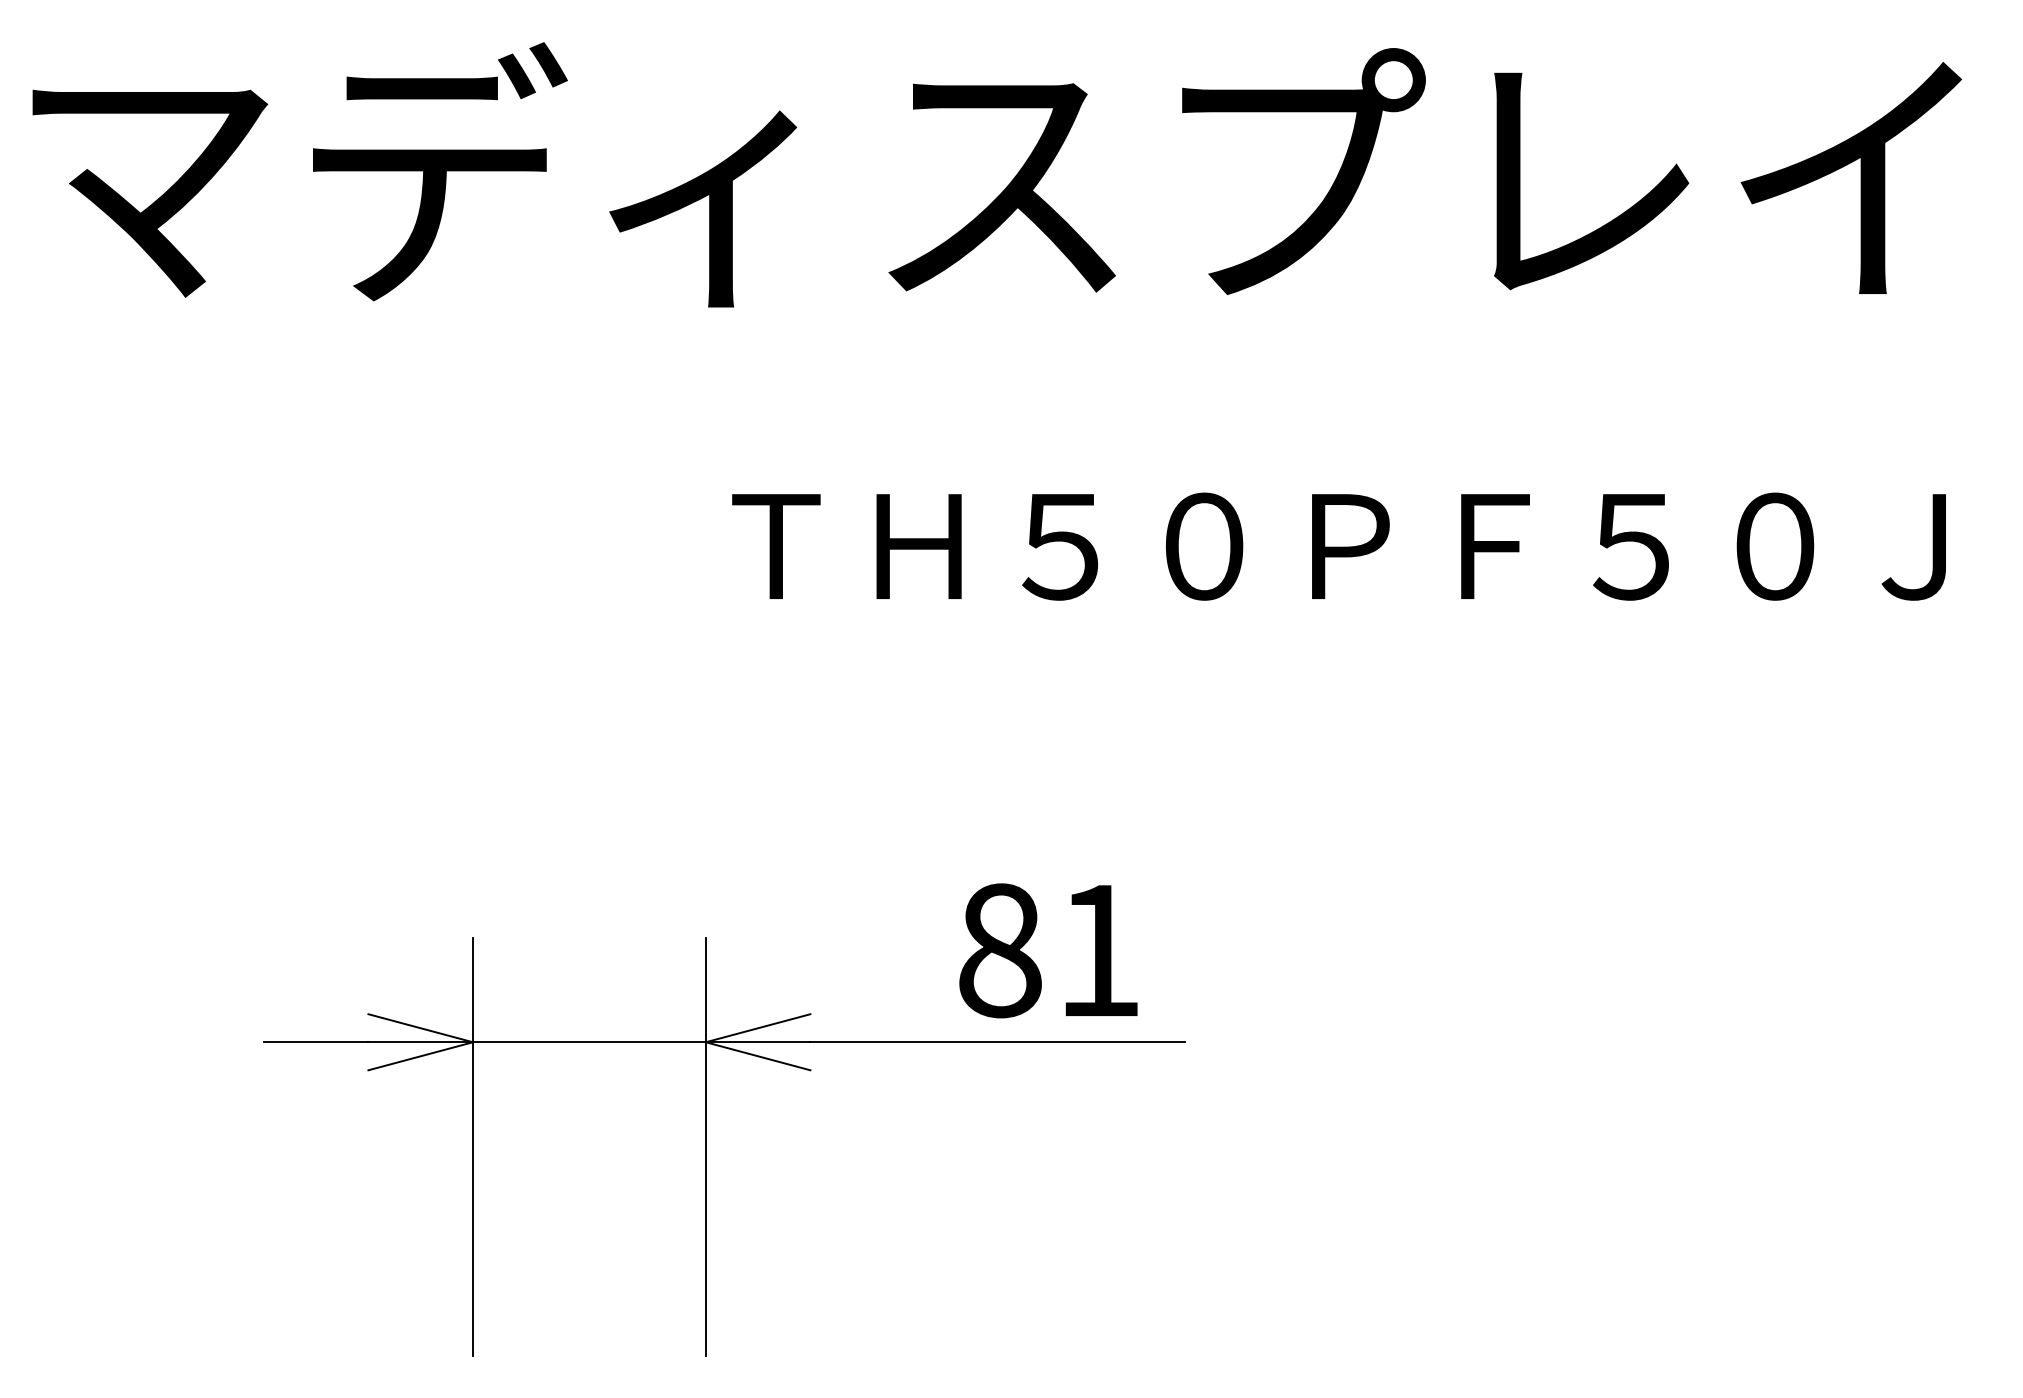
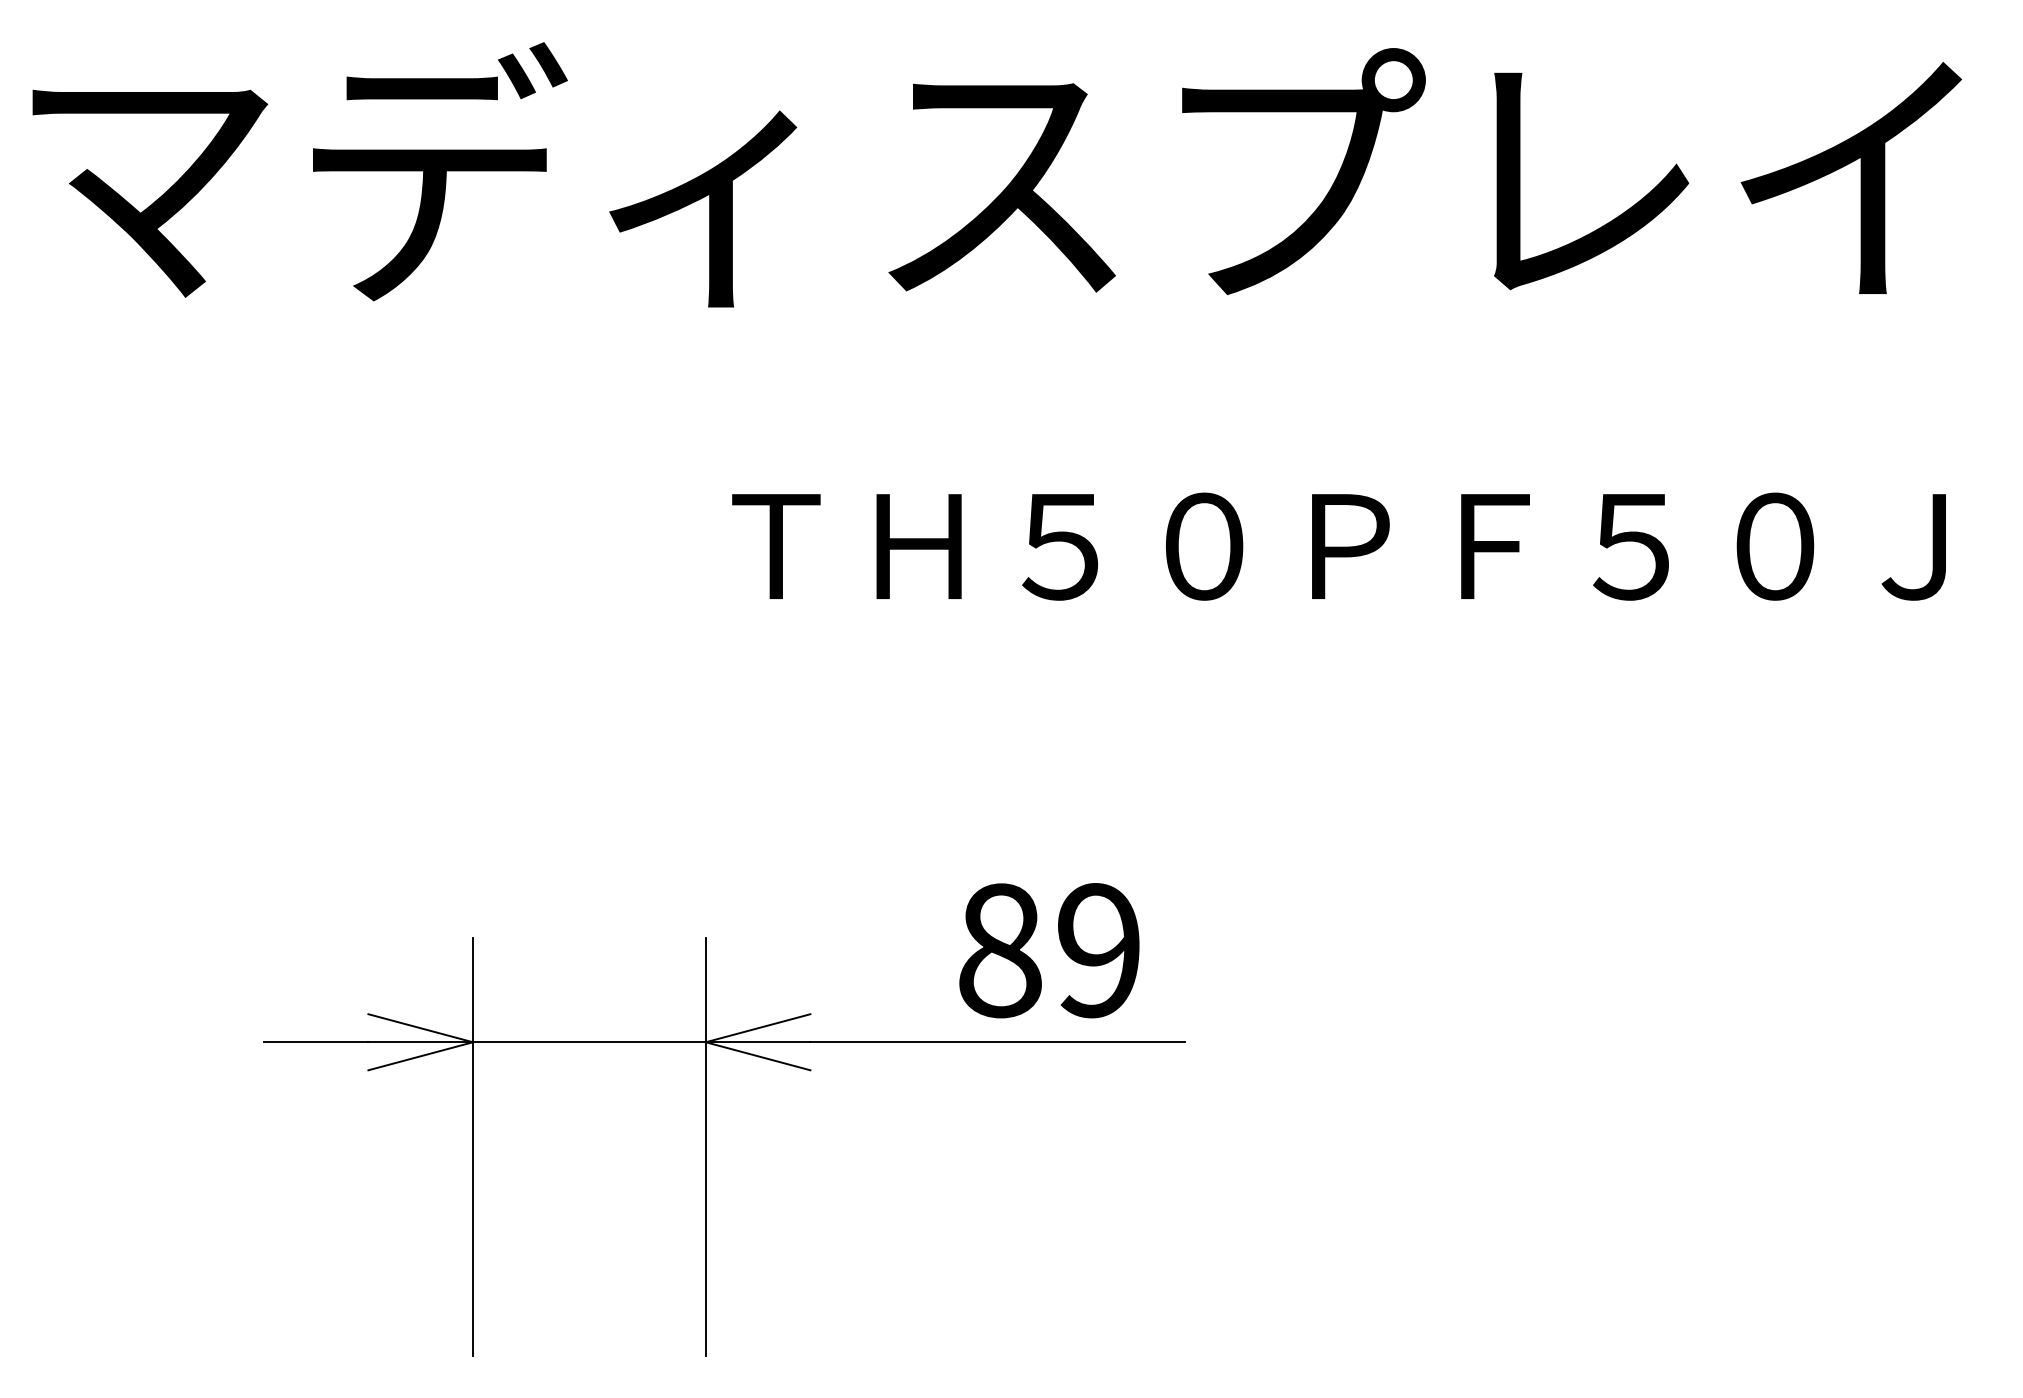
text: 81 -> 89 (1098, 950)
